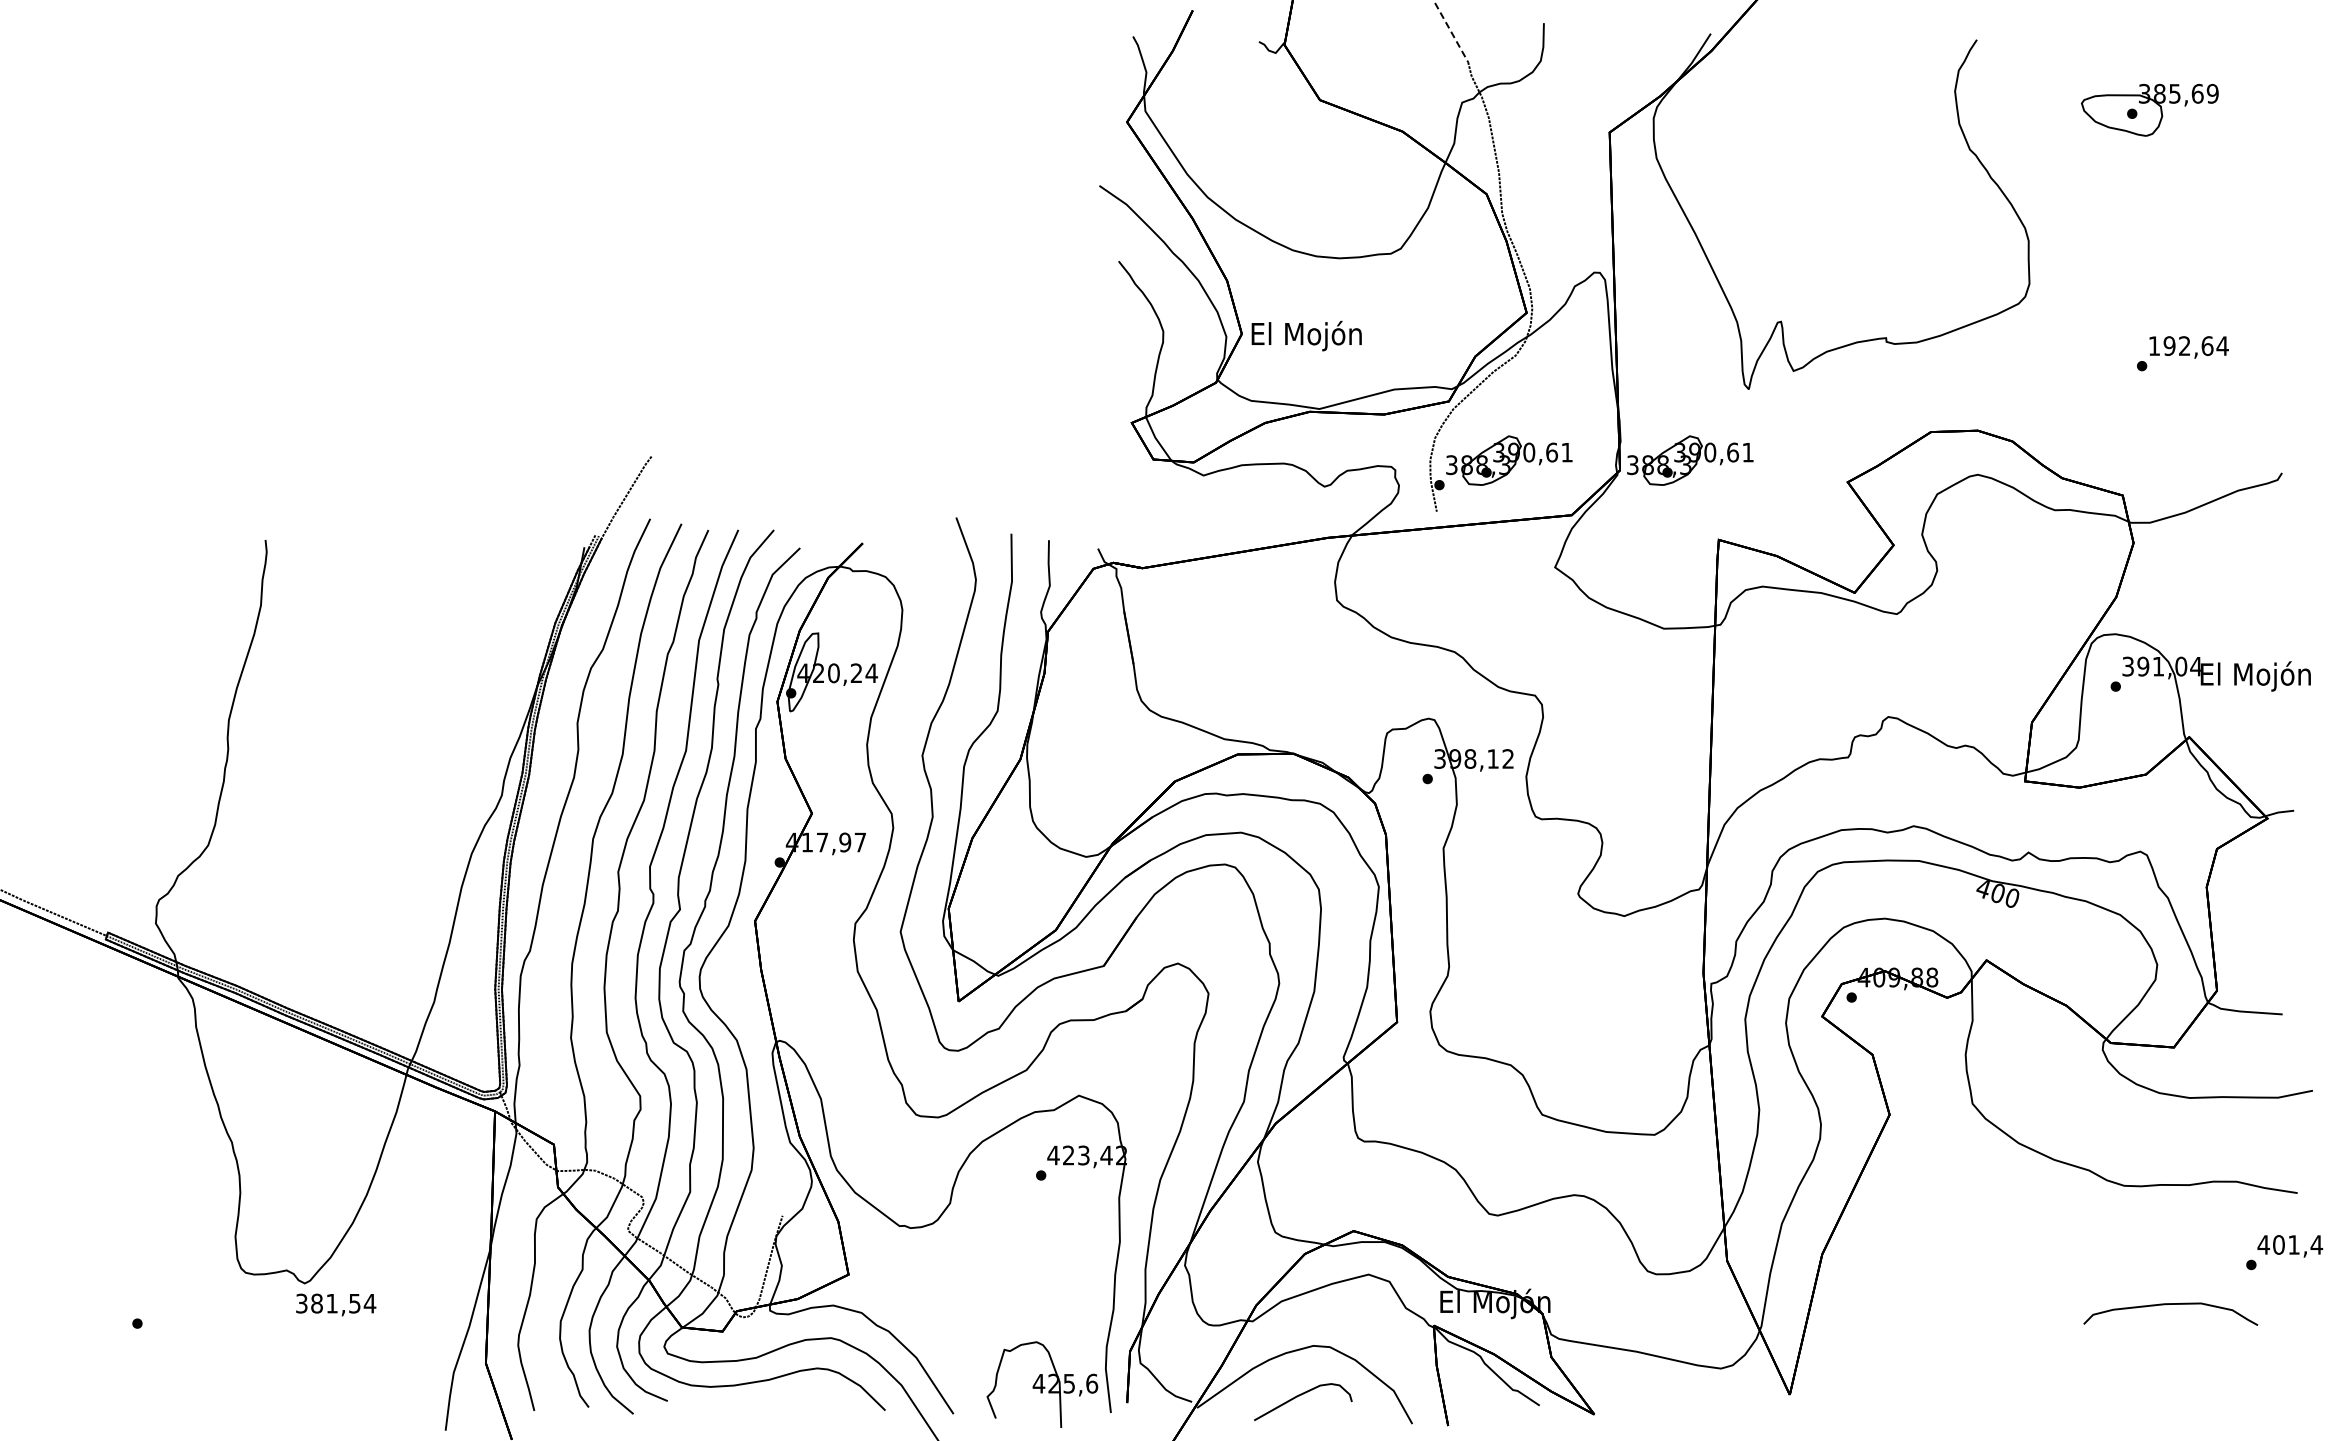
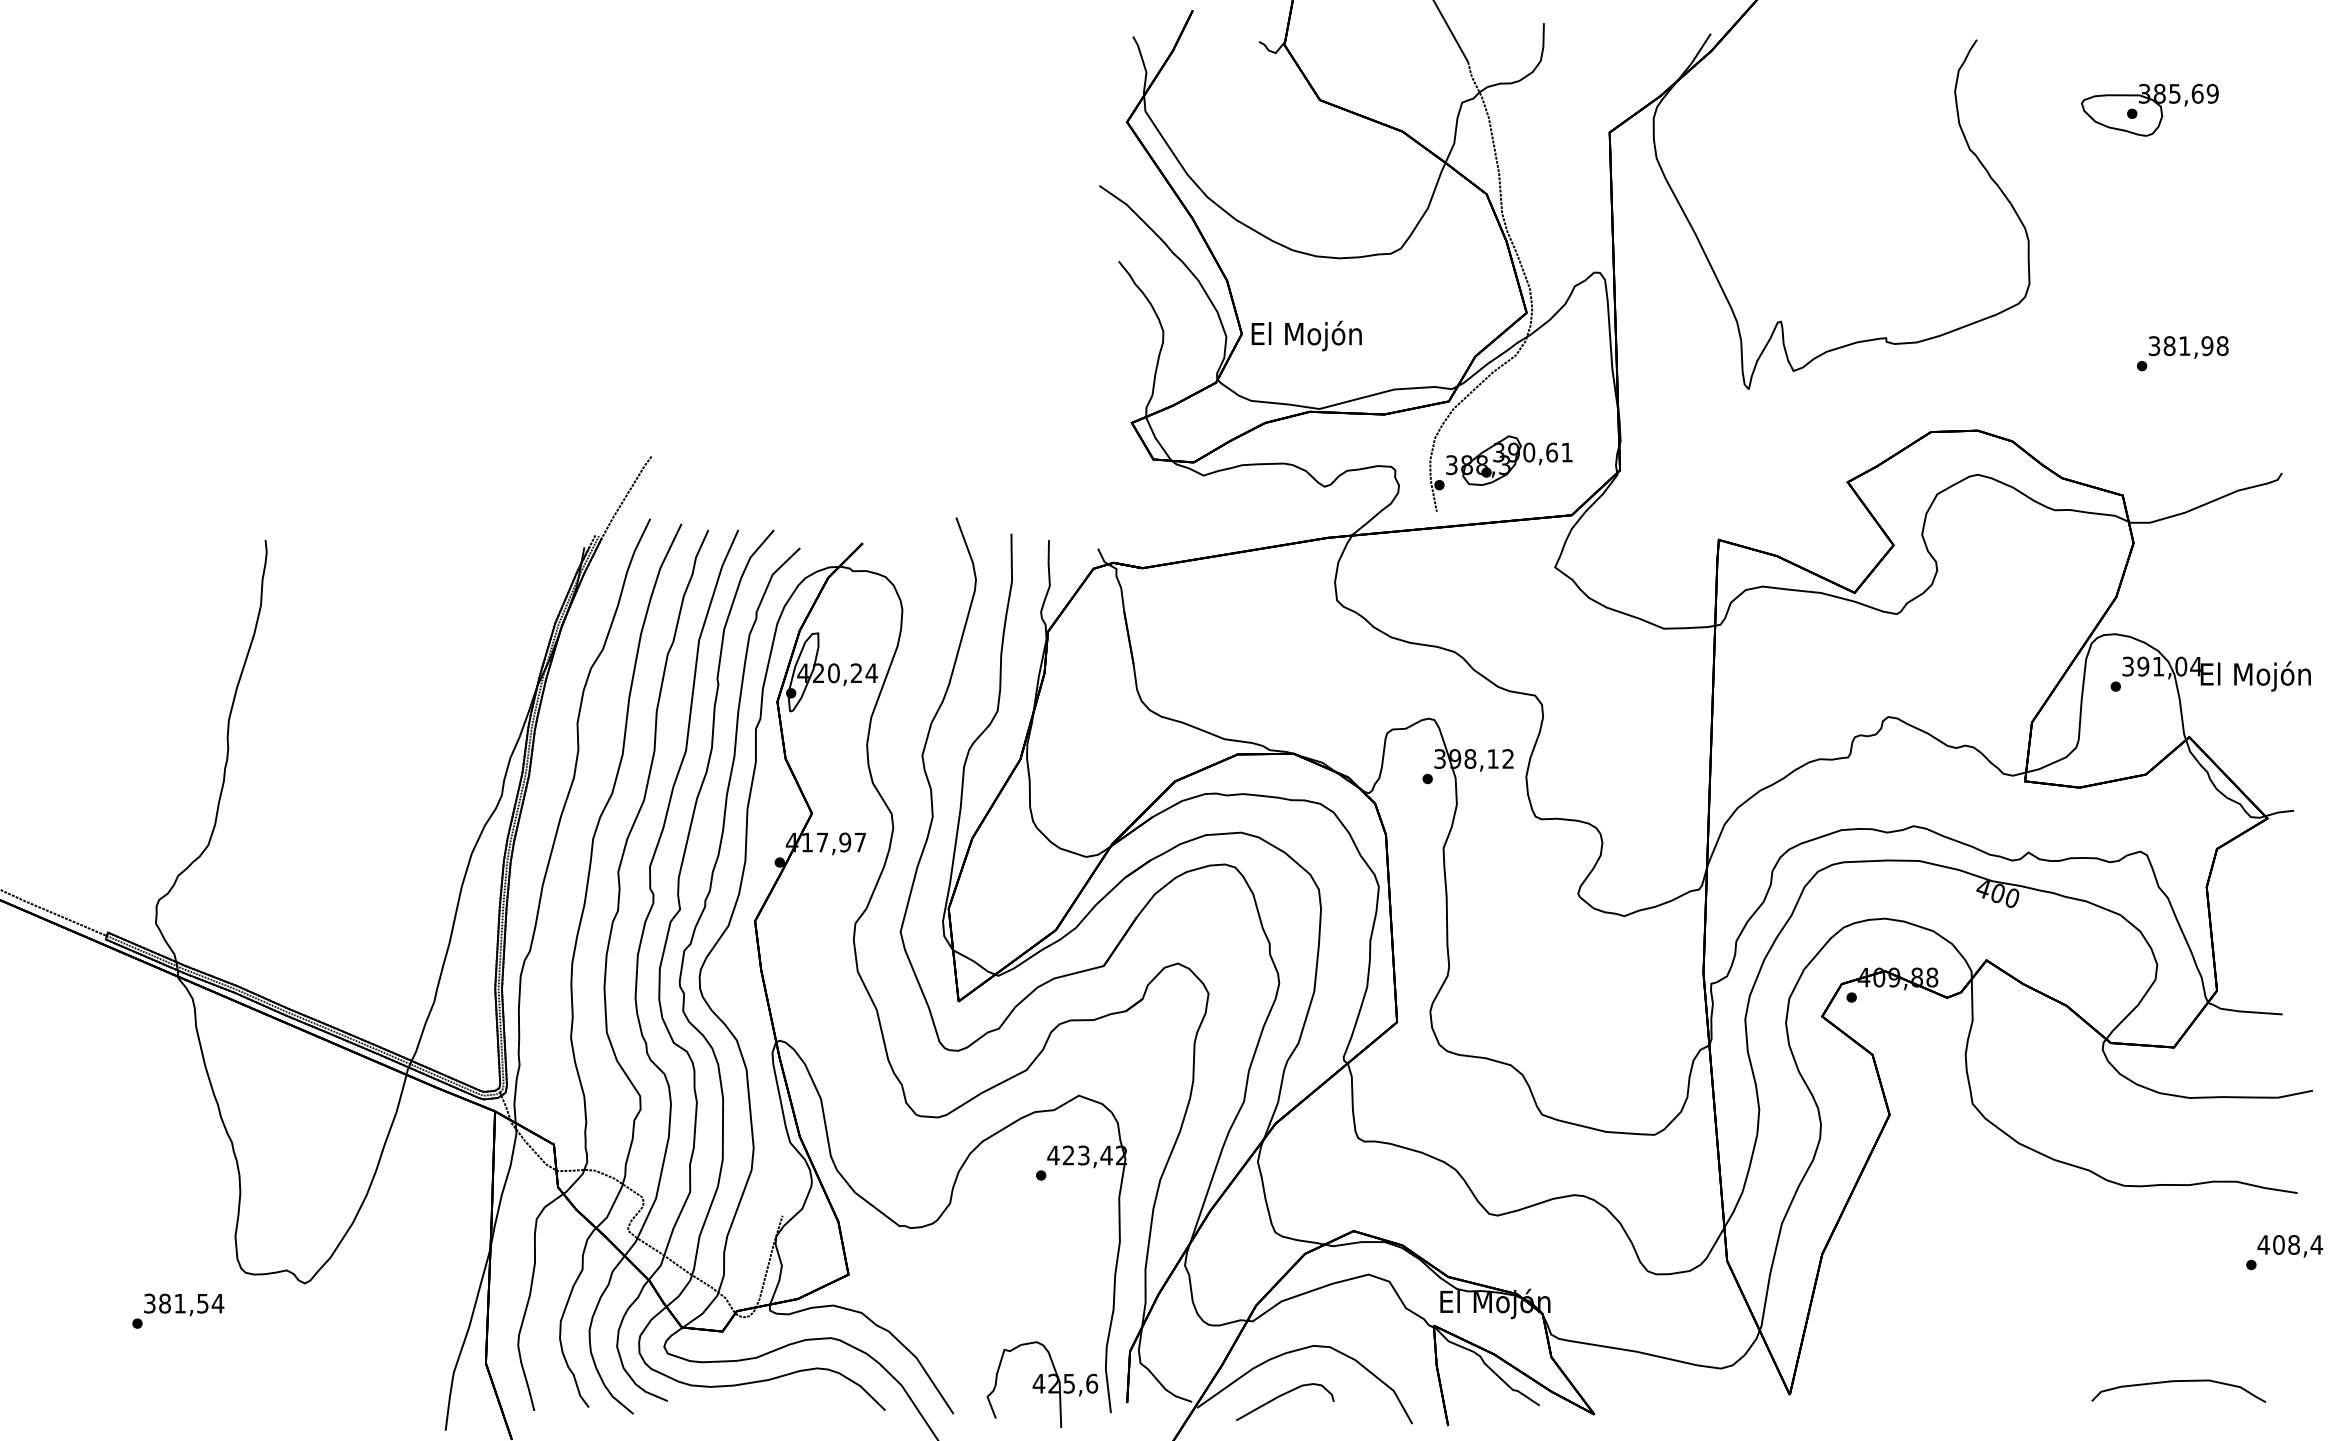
line: dashed -> solid (1451, 31)
text: 192,64 -> 381,98 (2188, 346)
part: present -> none (1690, 460)
text: 401,4 -> 408,4 (2294, 1244)
text position: (336, 1304) -> (184, 1304) (184, 1304)
curve position: (2170, 1304) -> (2178, 1381) (2178, 1381)
curve position: (1299, 1396) -> (1281, 1396) (1281, 1396)
